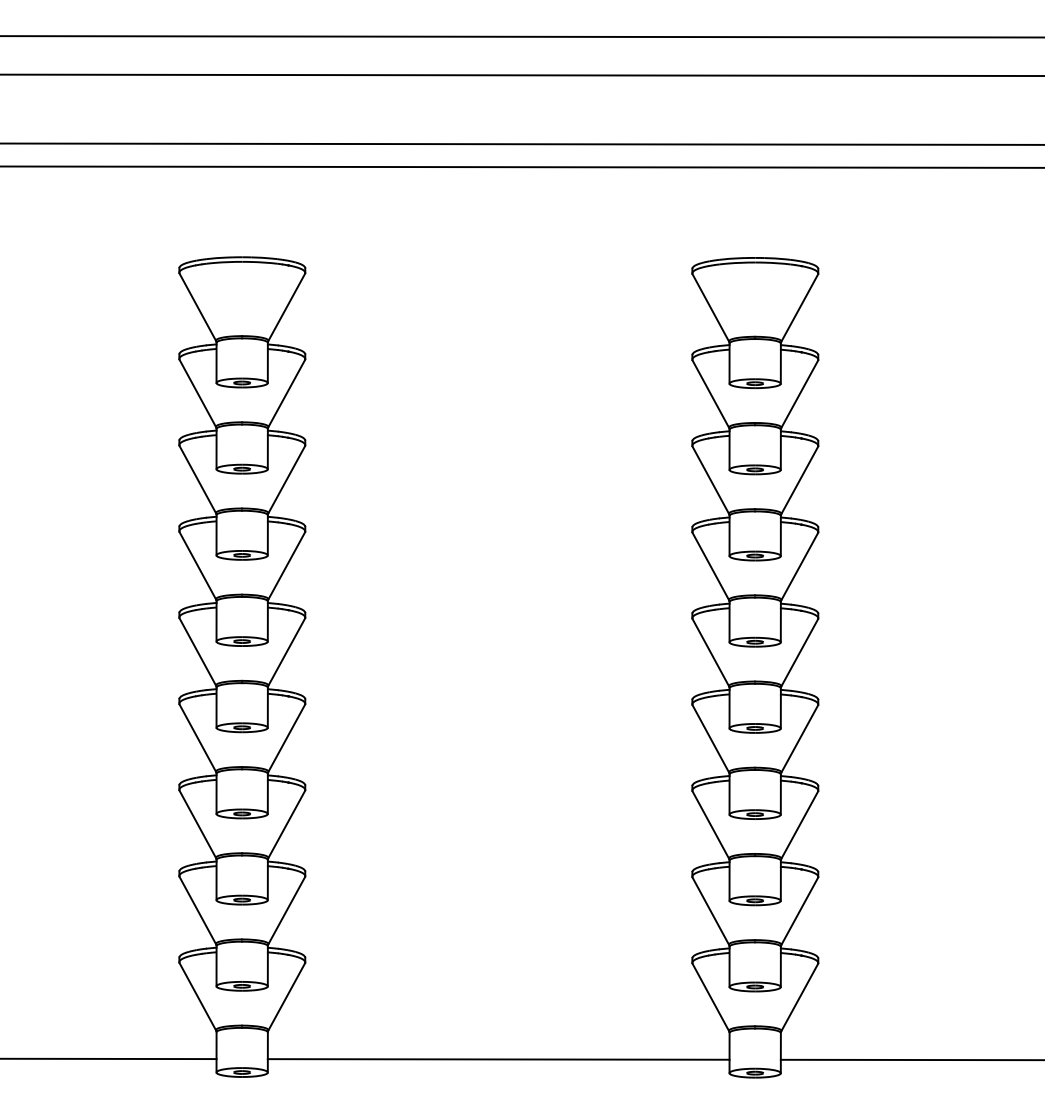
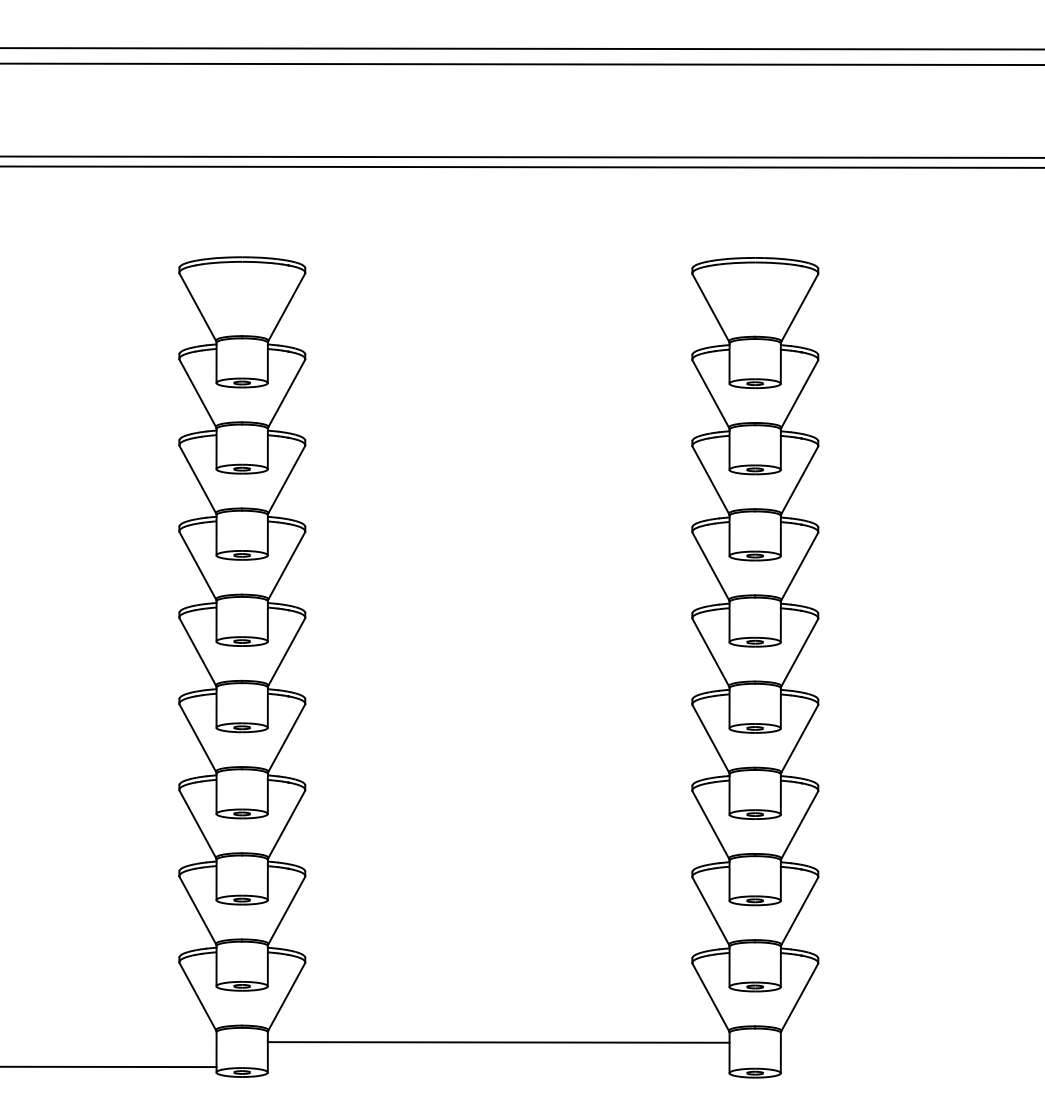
line position: (521, 36) -> (521, 48) (521, 48)
line position: (521, 75) -> (521, 64) (521, 64)
line position: (521, 143) -> (521, 156) (521, 156)
line position: (109, 1058) -> (109, 1066) (109, 1066)
line position: (498, 1059) -> (498, 1042) (498, 1042)
line: present -> none (910, 1059)
